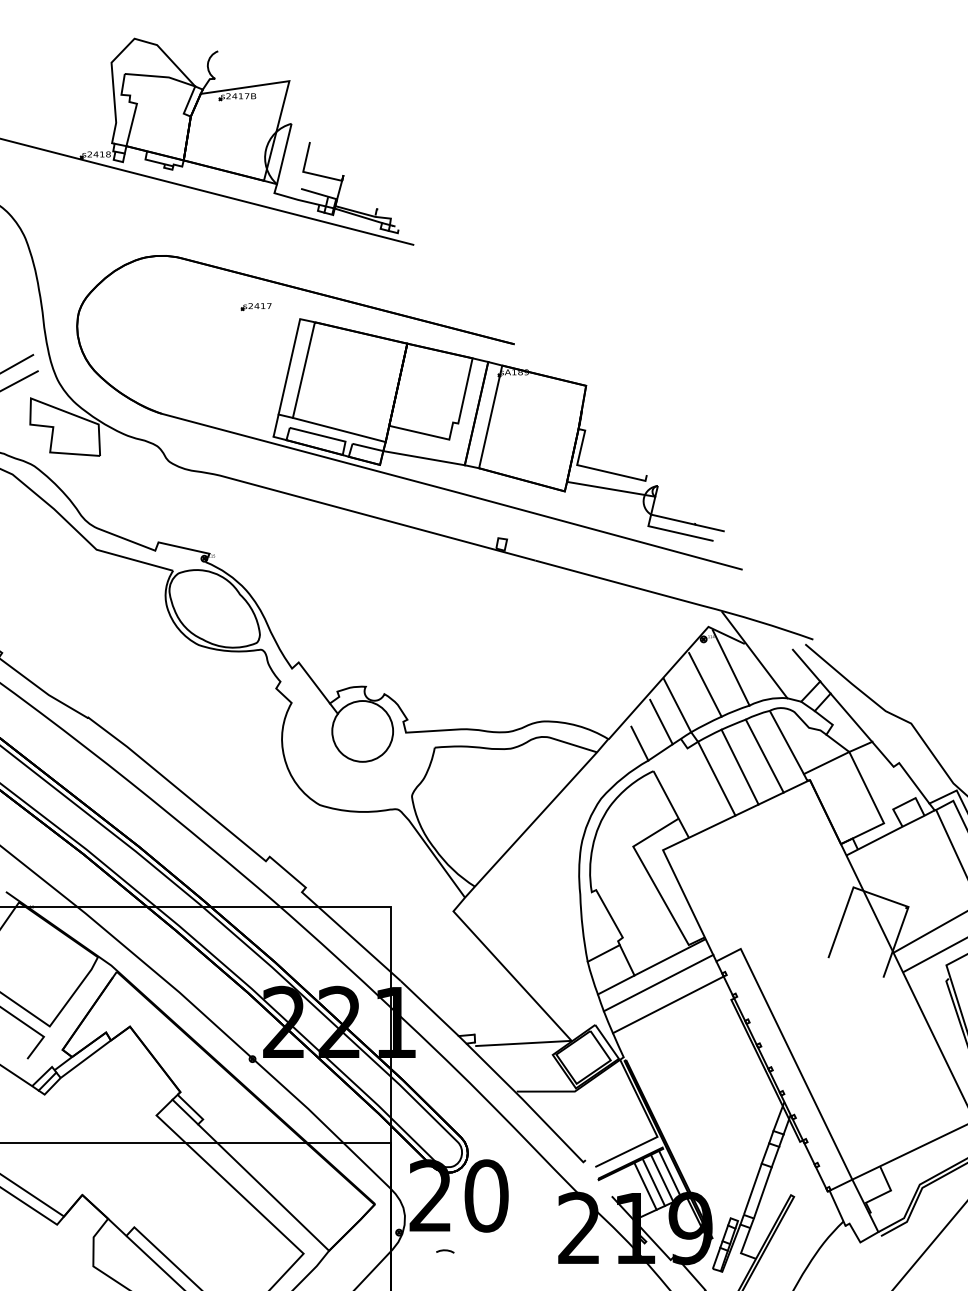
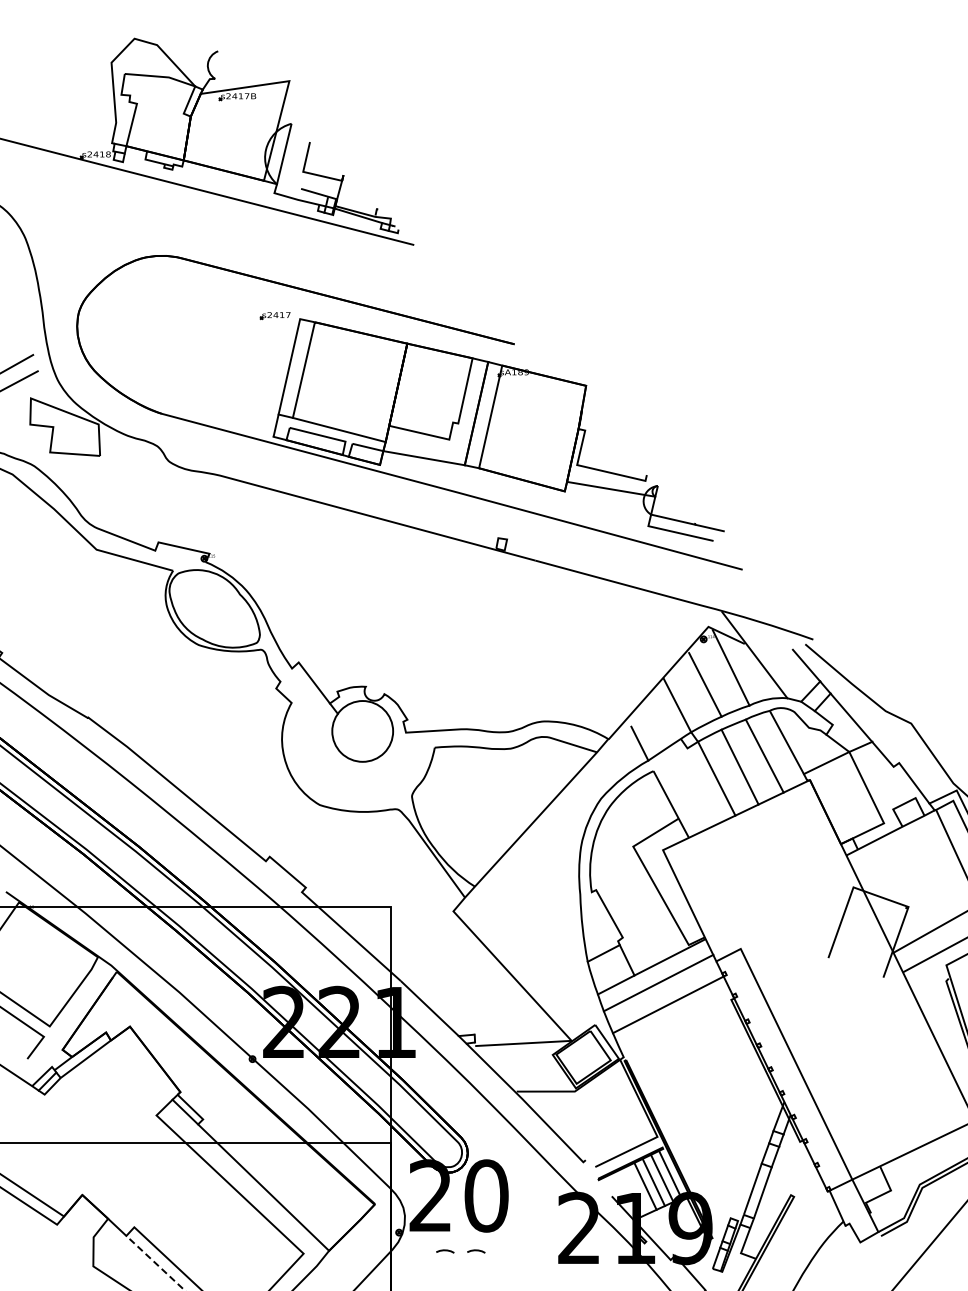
part position: (255, 307) -> (274, 316) (274, 316)
line: present -> none (661, 721)
curve: none -> present (476, 1251)
line: solid -> dashed (155, 1263)
